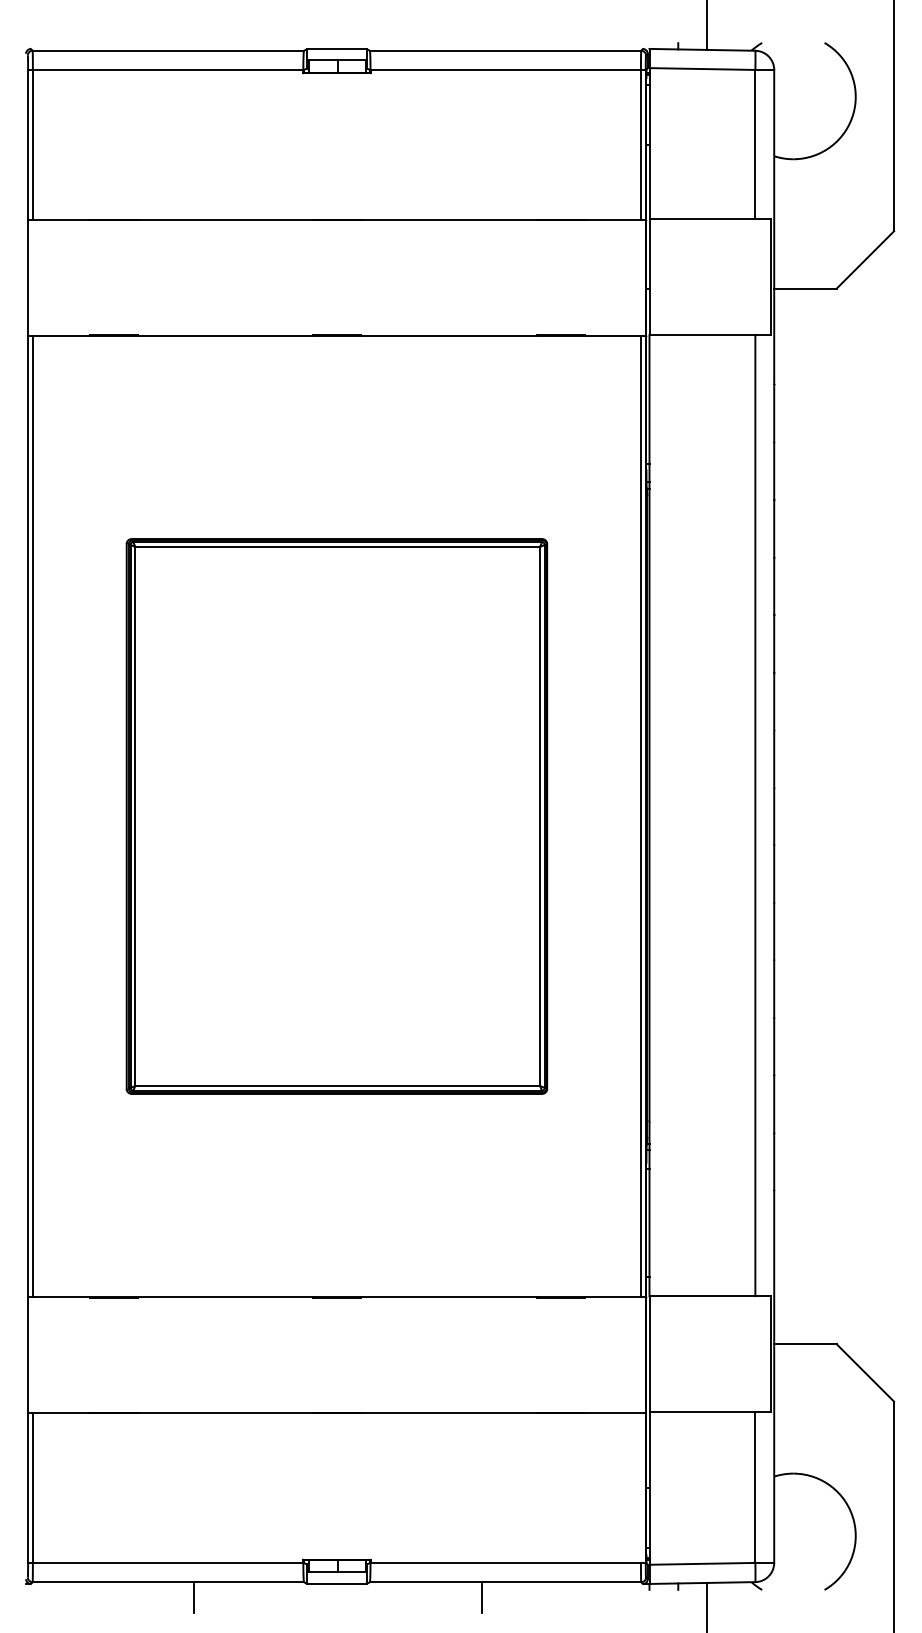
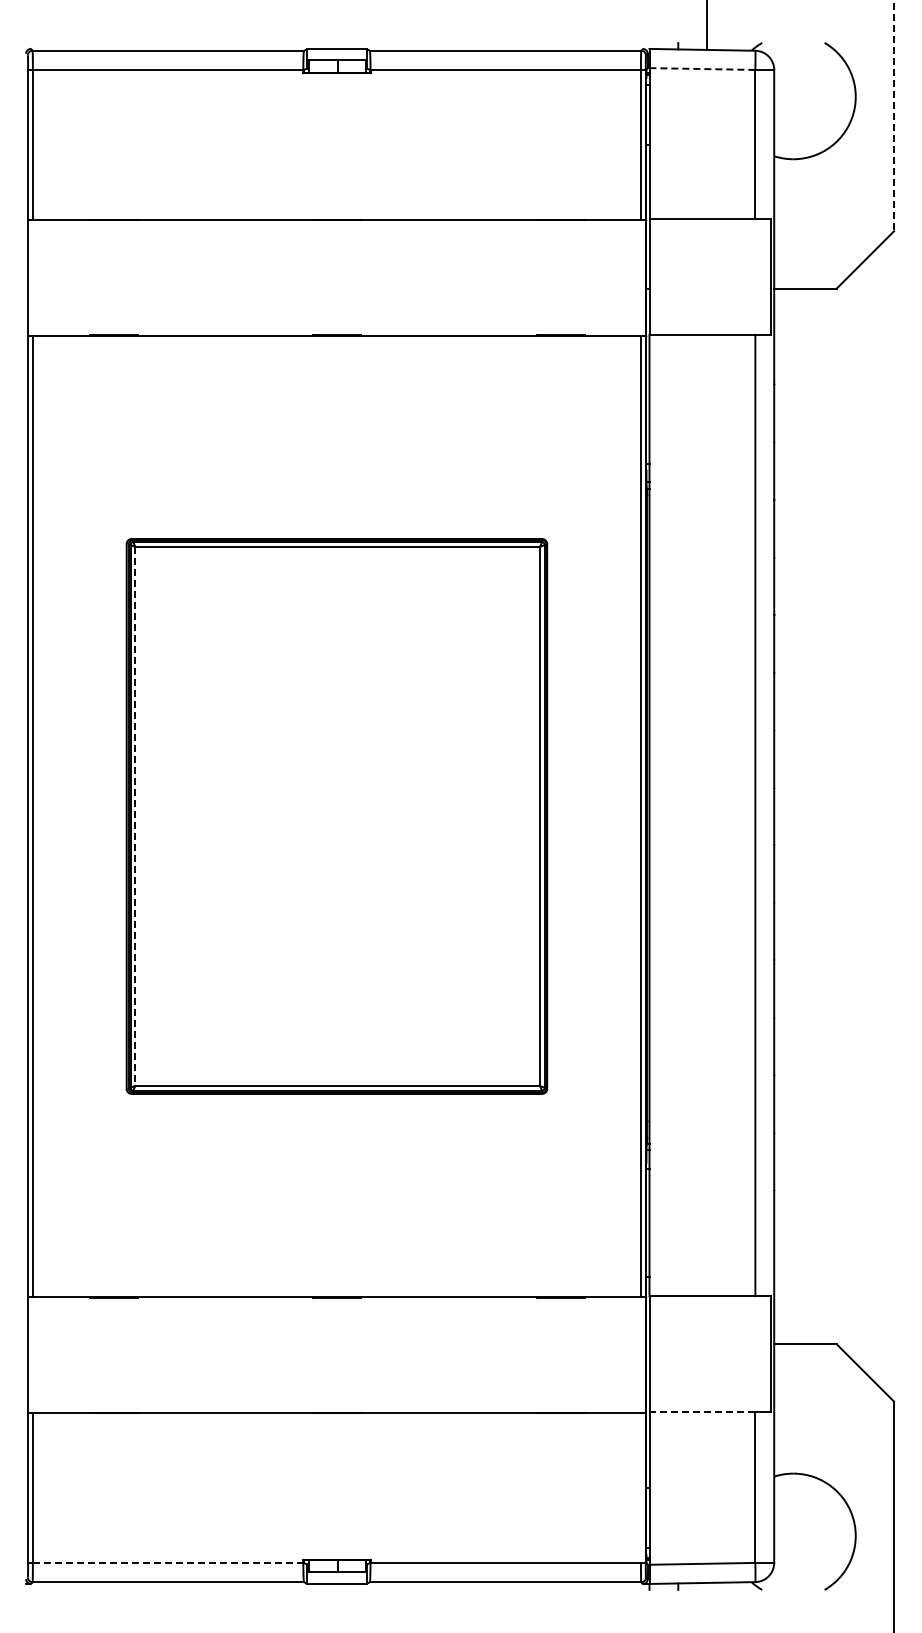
line: solid -> dashed (702, 69)
line: solid -> dashed (894, 116)
line: solid -> dashed (135, 816)
line: solid -> dashed (702, 1412)
line: solid -> dashed (168, 1563)
line: present -> none (193, 1597)
line: present -> none (481, 1597)
line: present -> none (707, 1605)
